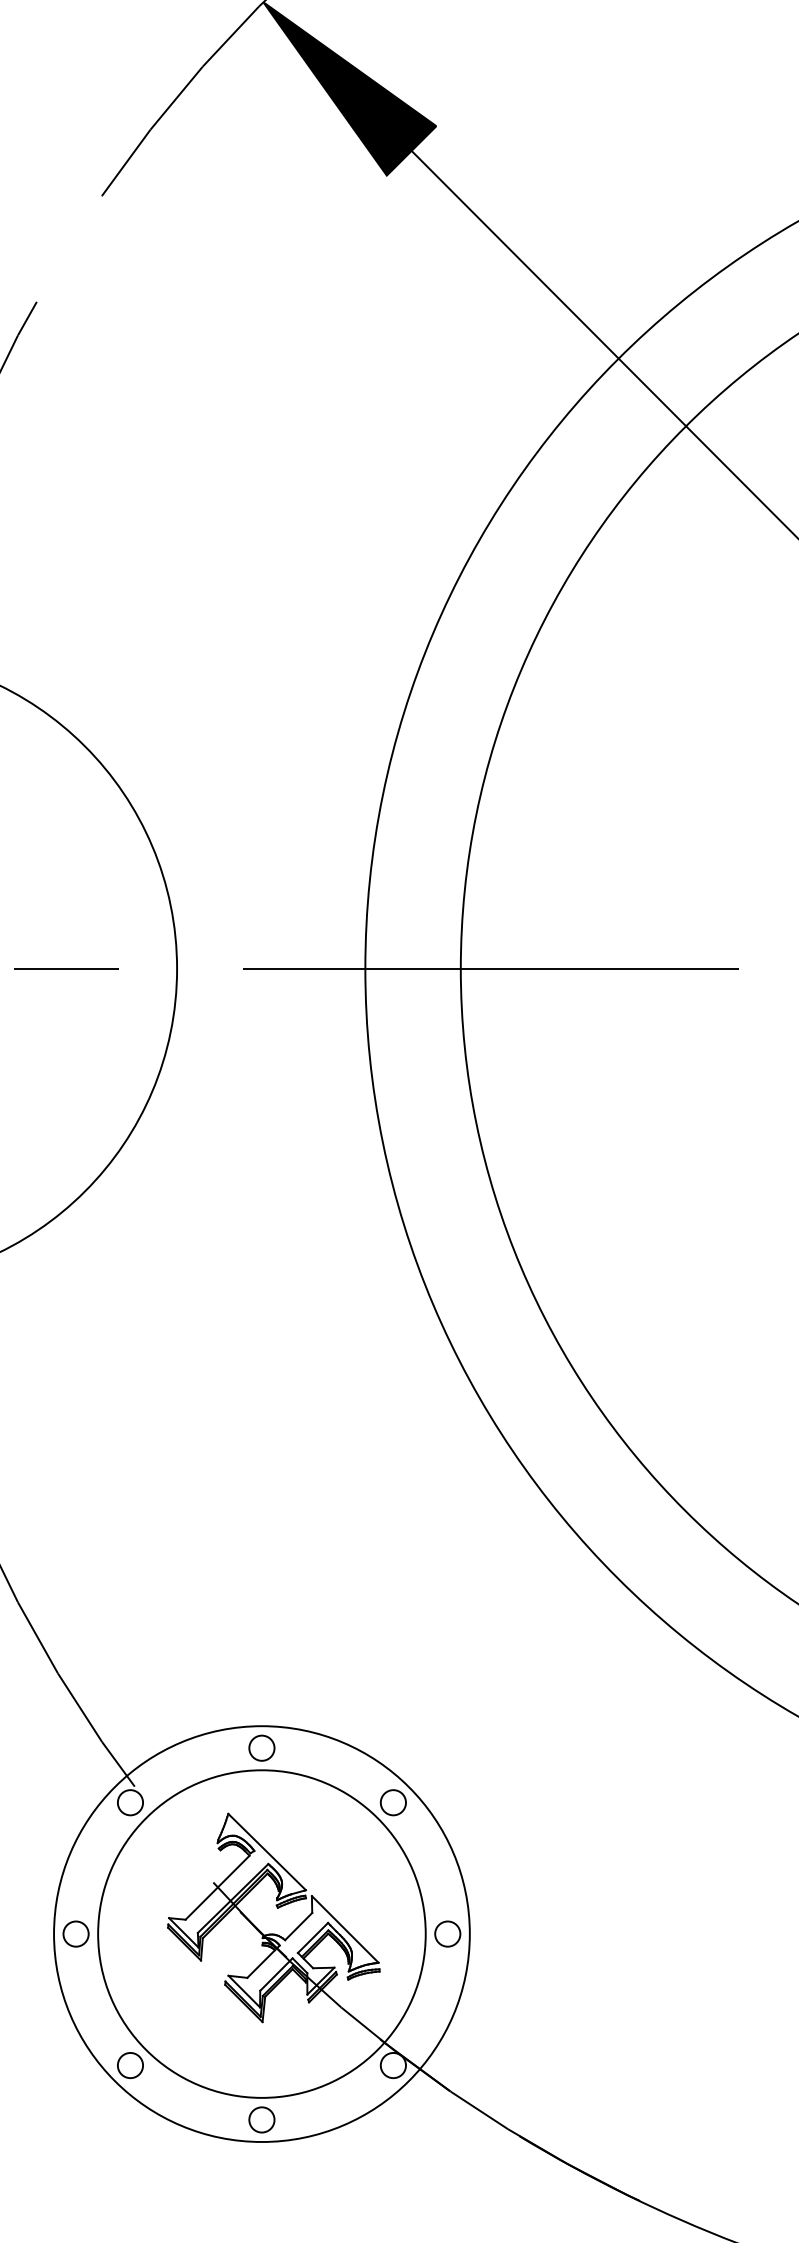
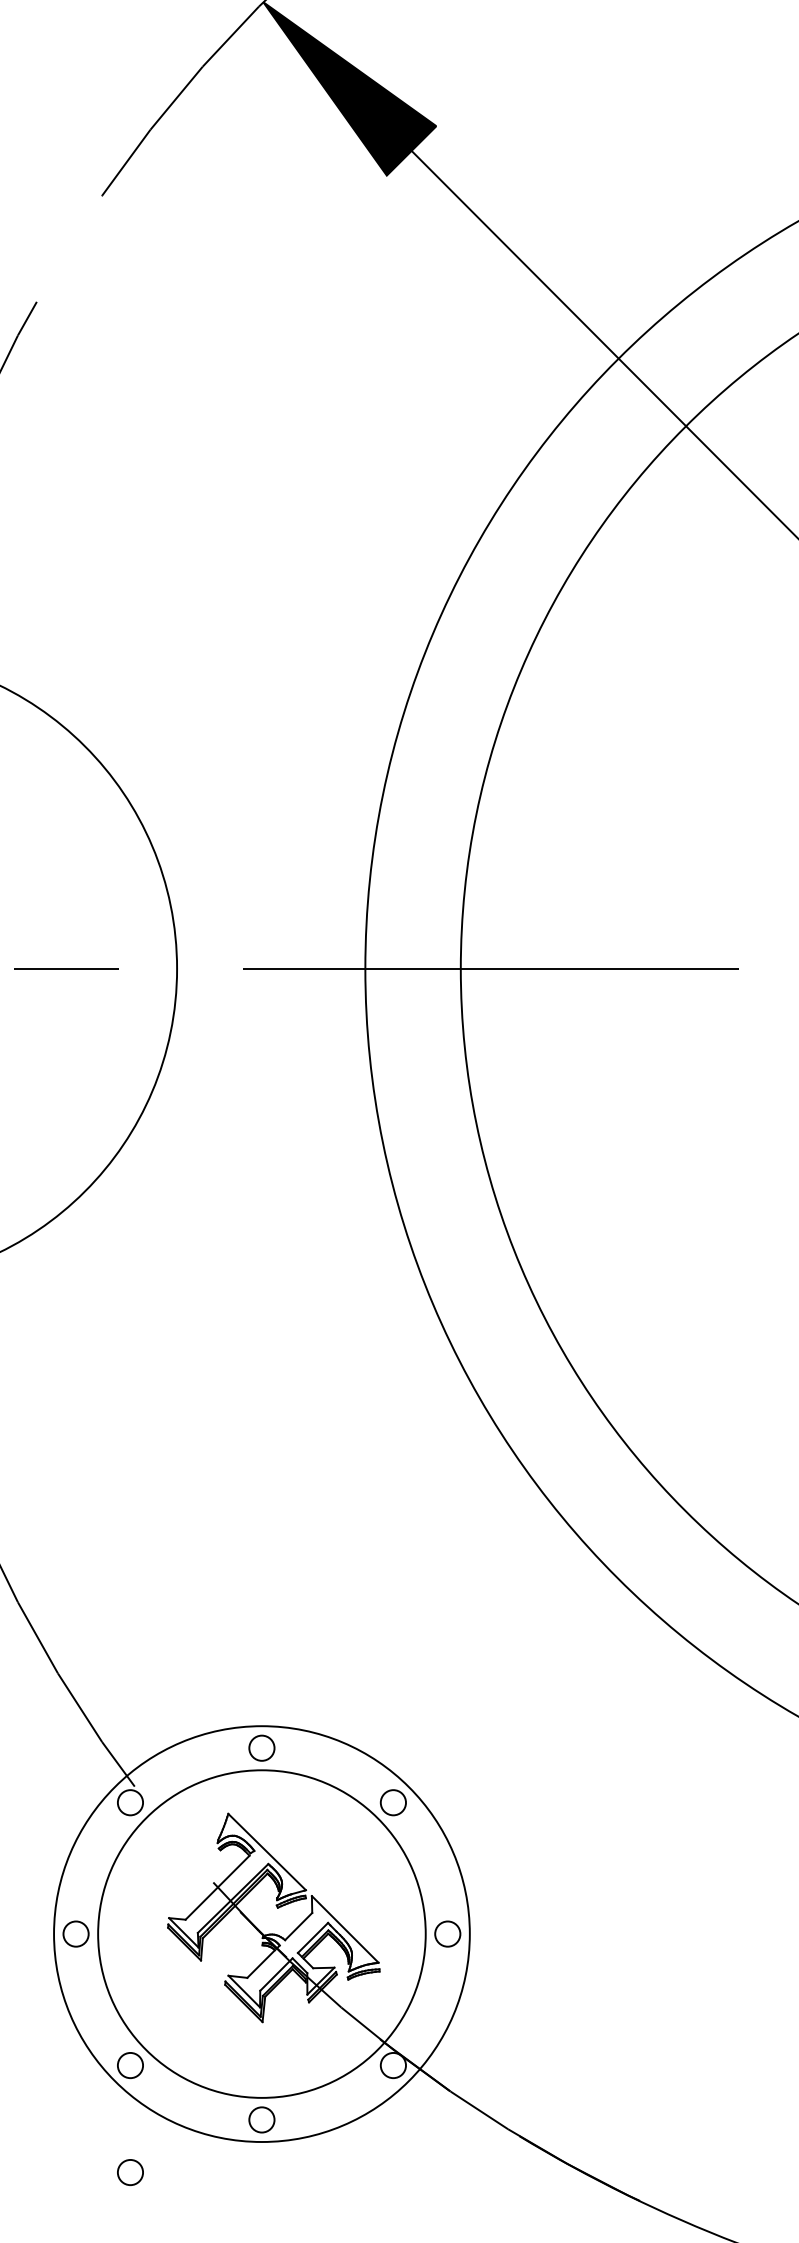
circle: none -> present (130, 2172)
